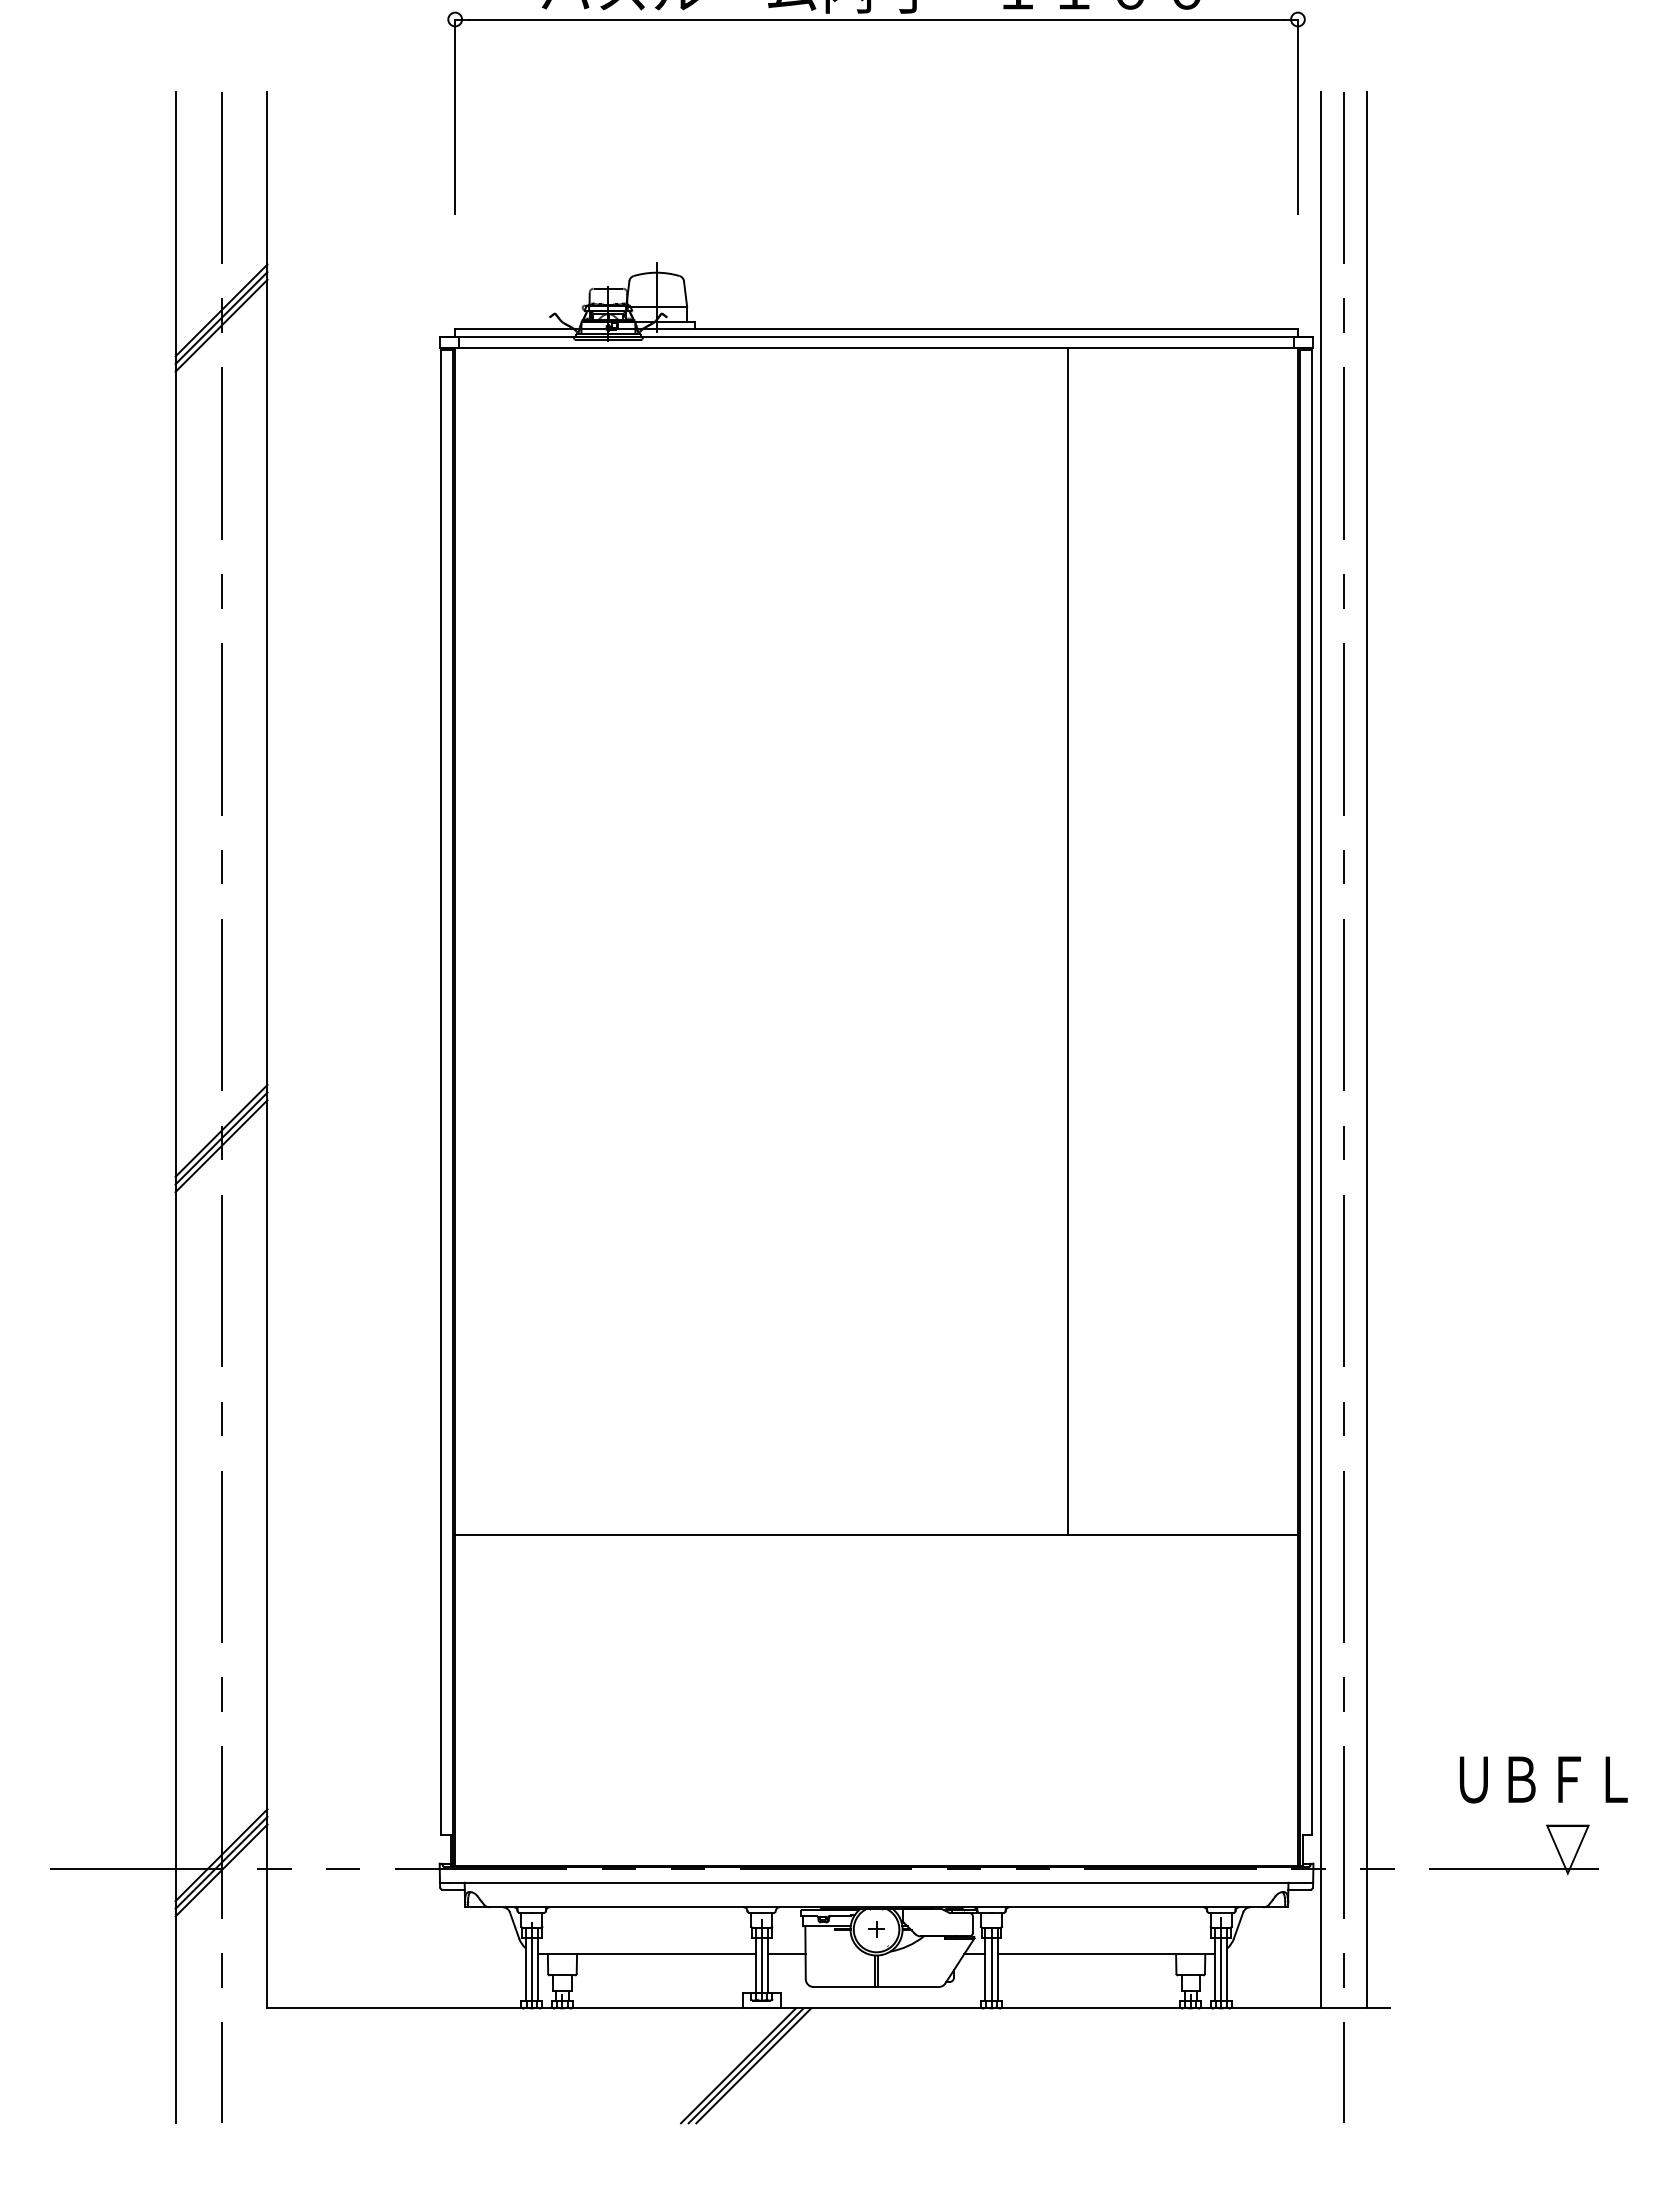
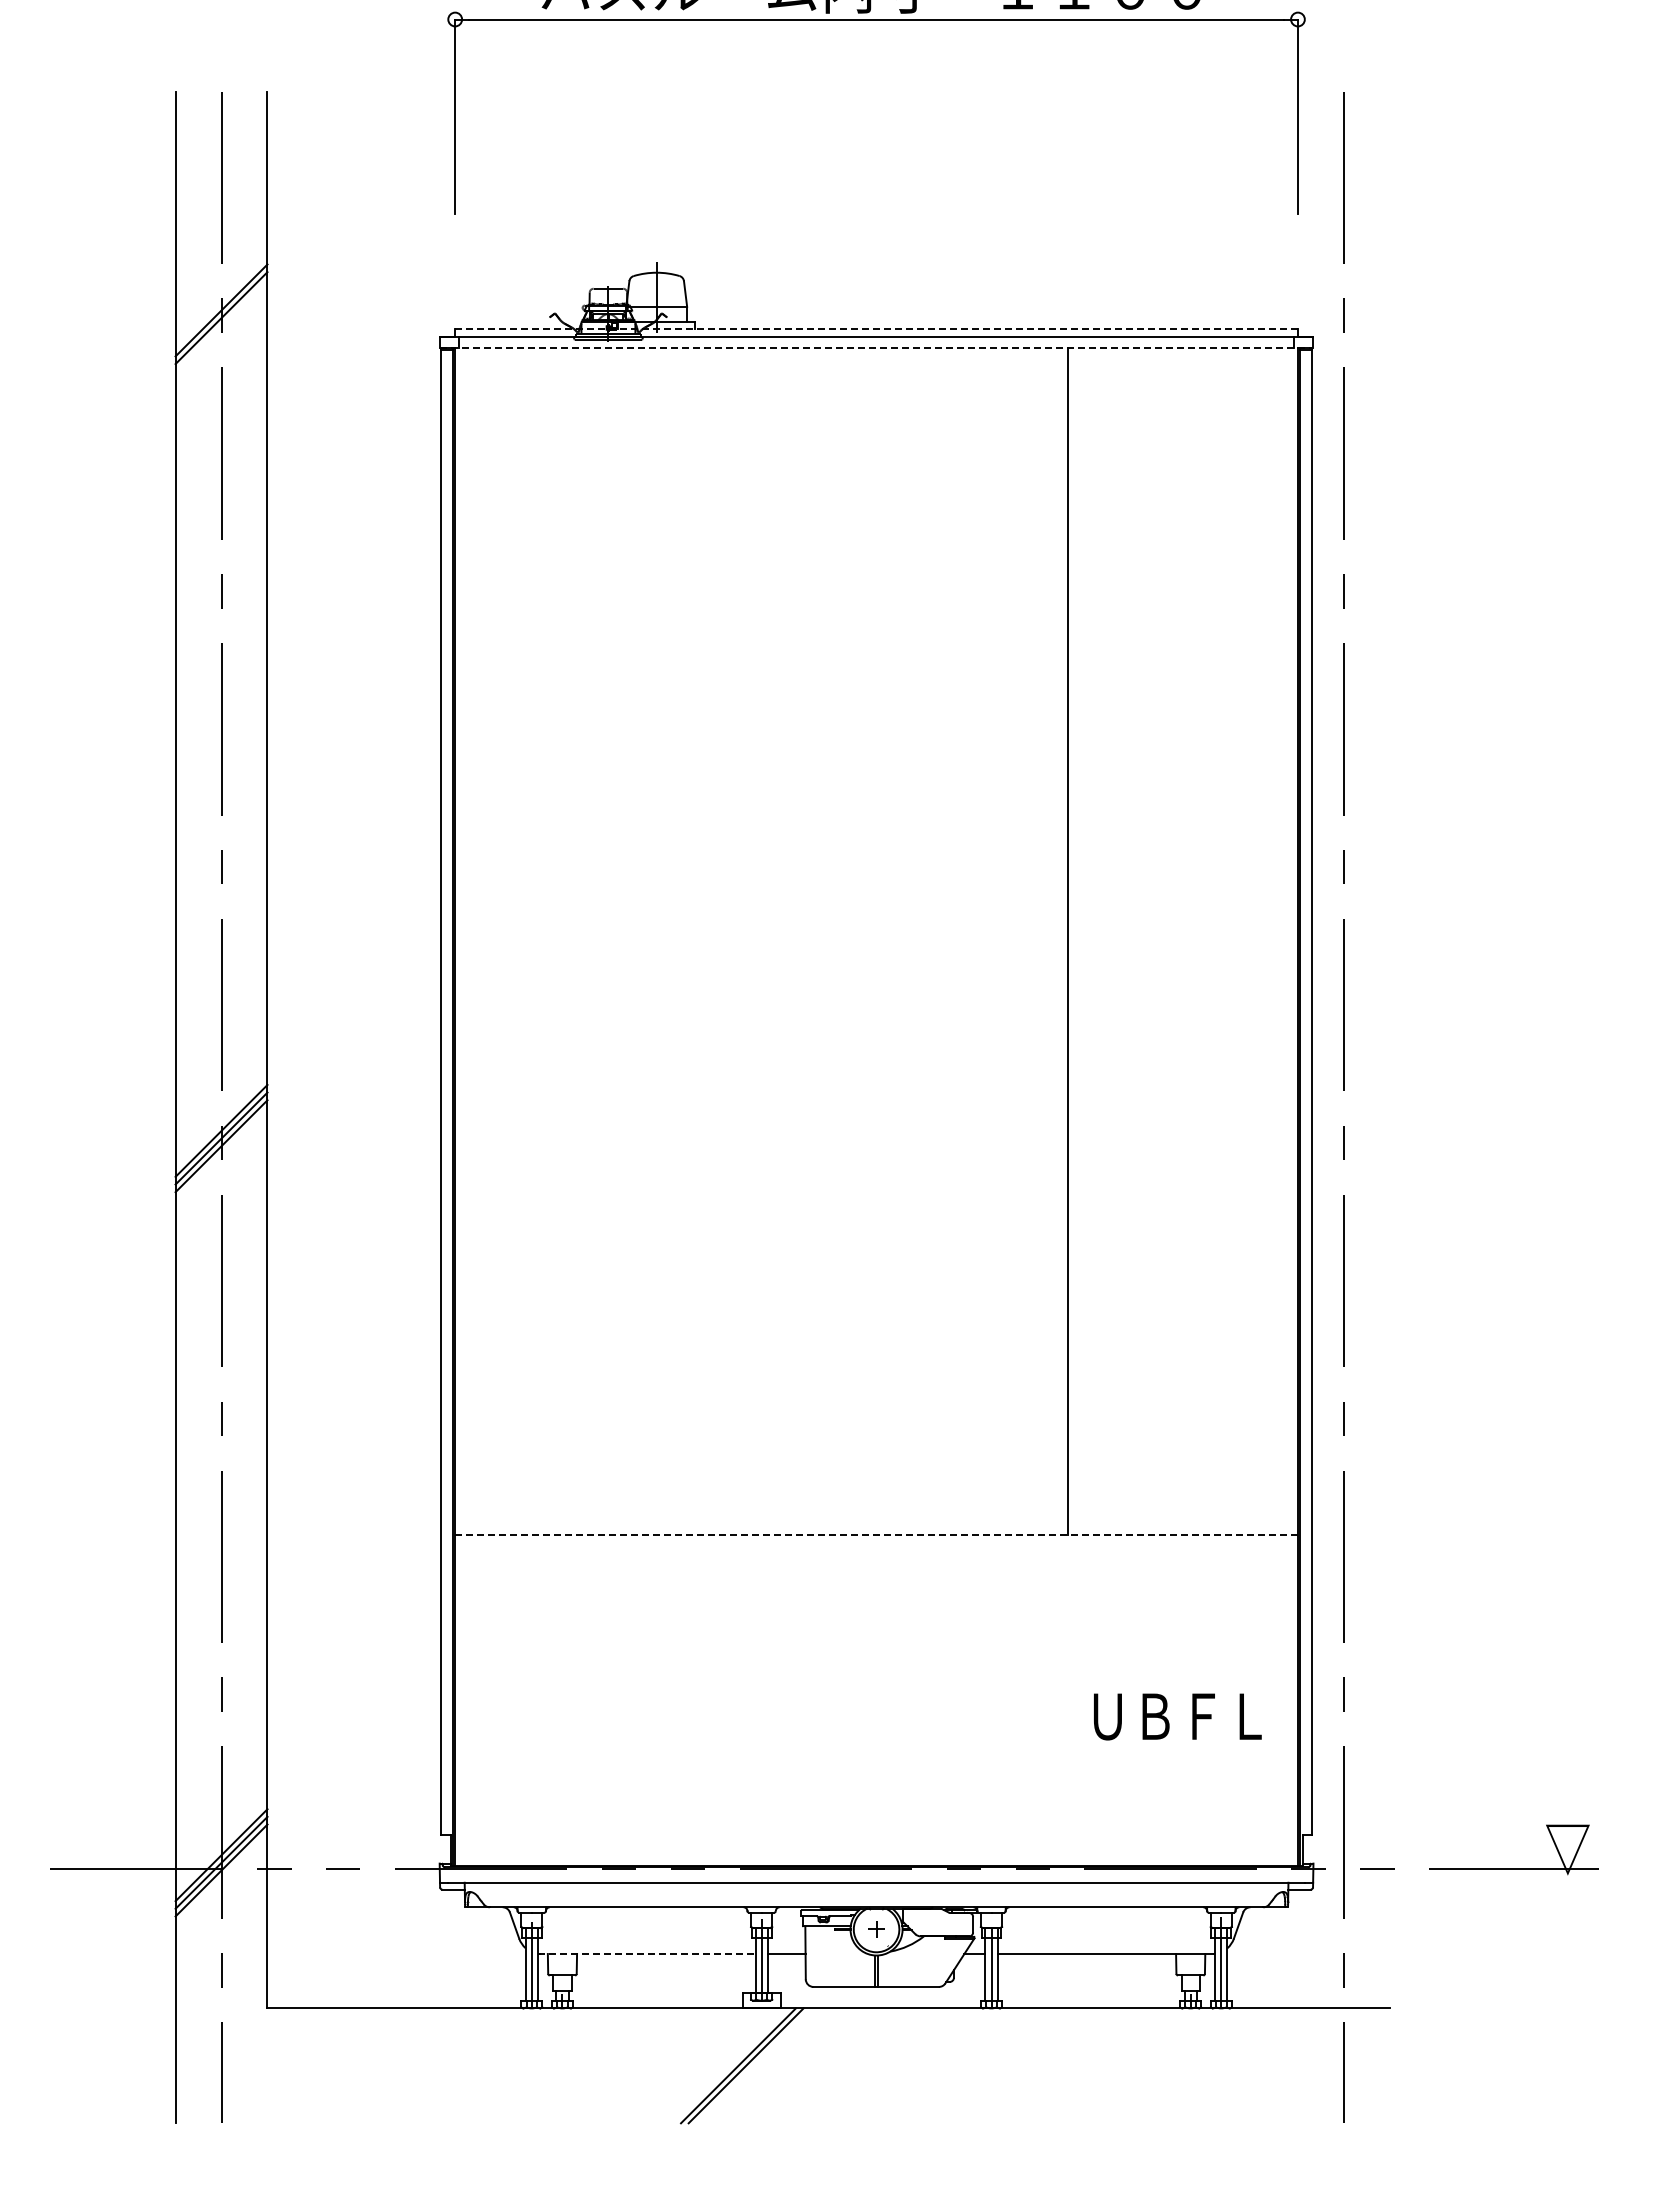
line: present -> none (221, 325)
line: solid -> dashed (877, 329)
line: solid -> dashed (876, 348)
line: present -> none (1320, 1049)
line: present -> none (1366, 1049)
line: solid -> dashed (876, 1534)
text position: (1543, 1779) -> (1177, 1716) (1177, 1716)
line: solid -> dashed (646, 1954)
line: present -> none (753, 2065)
